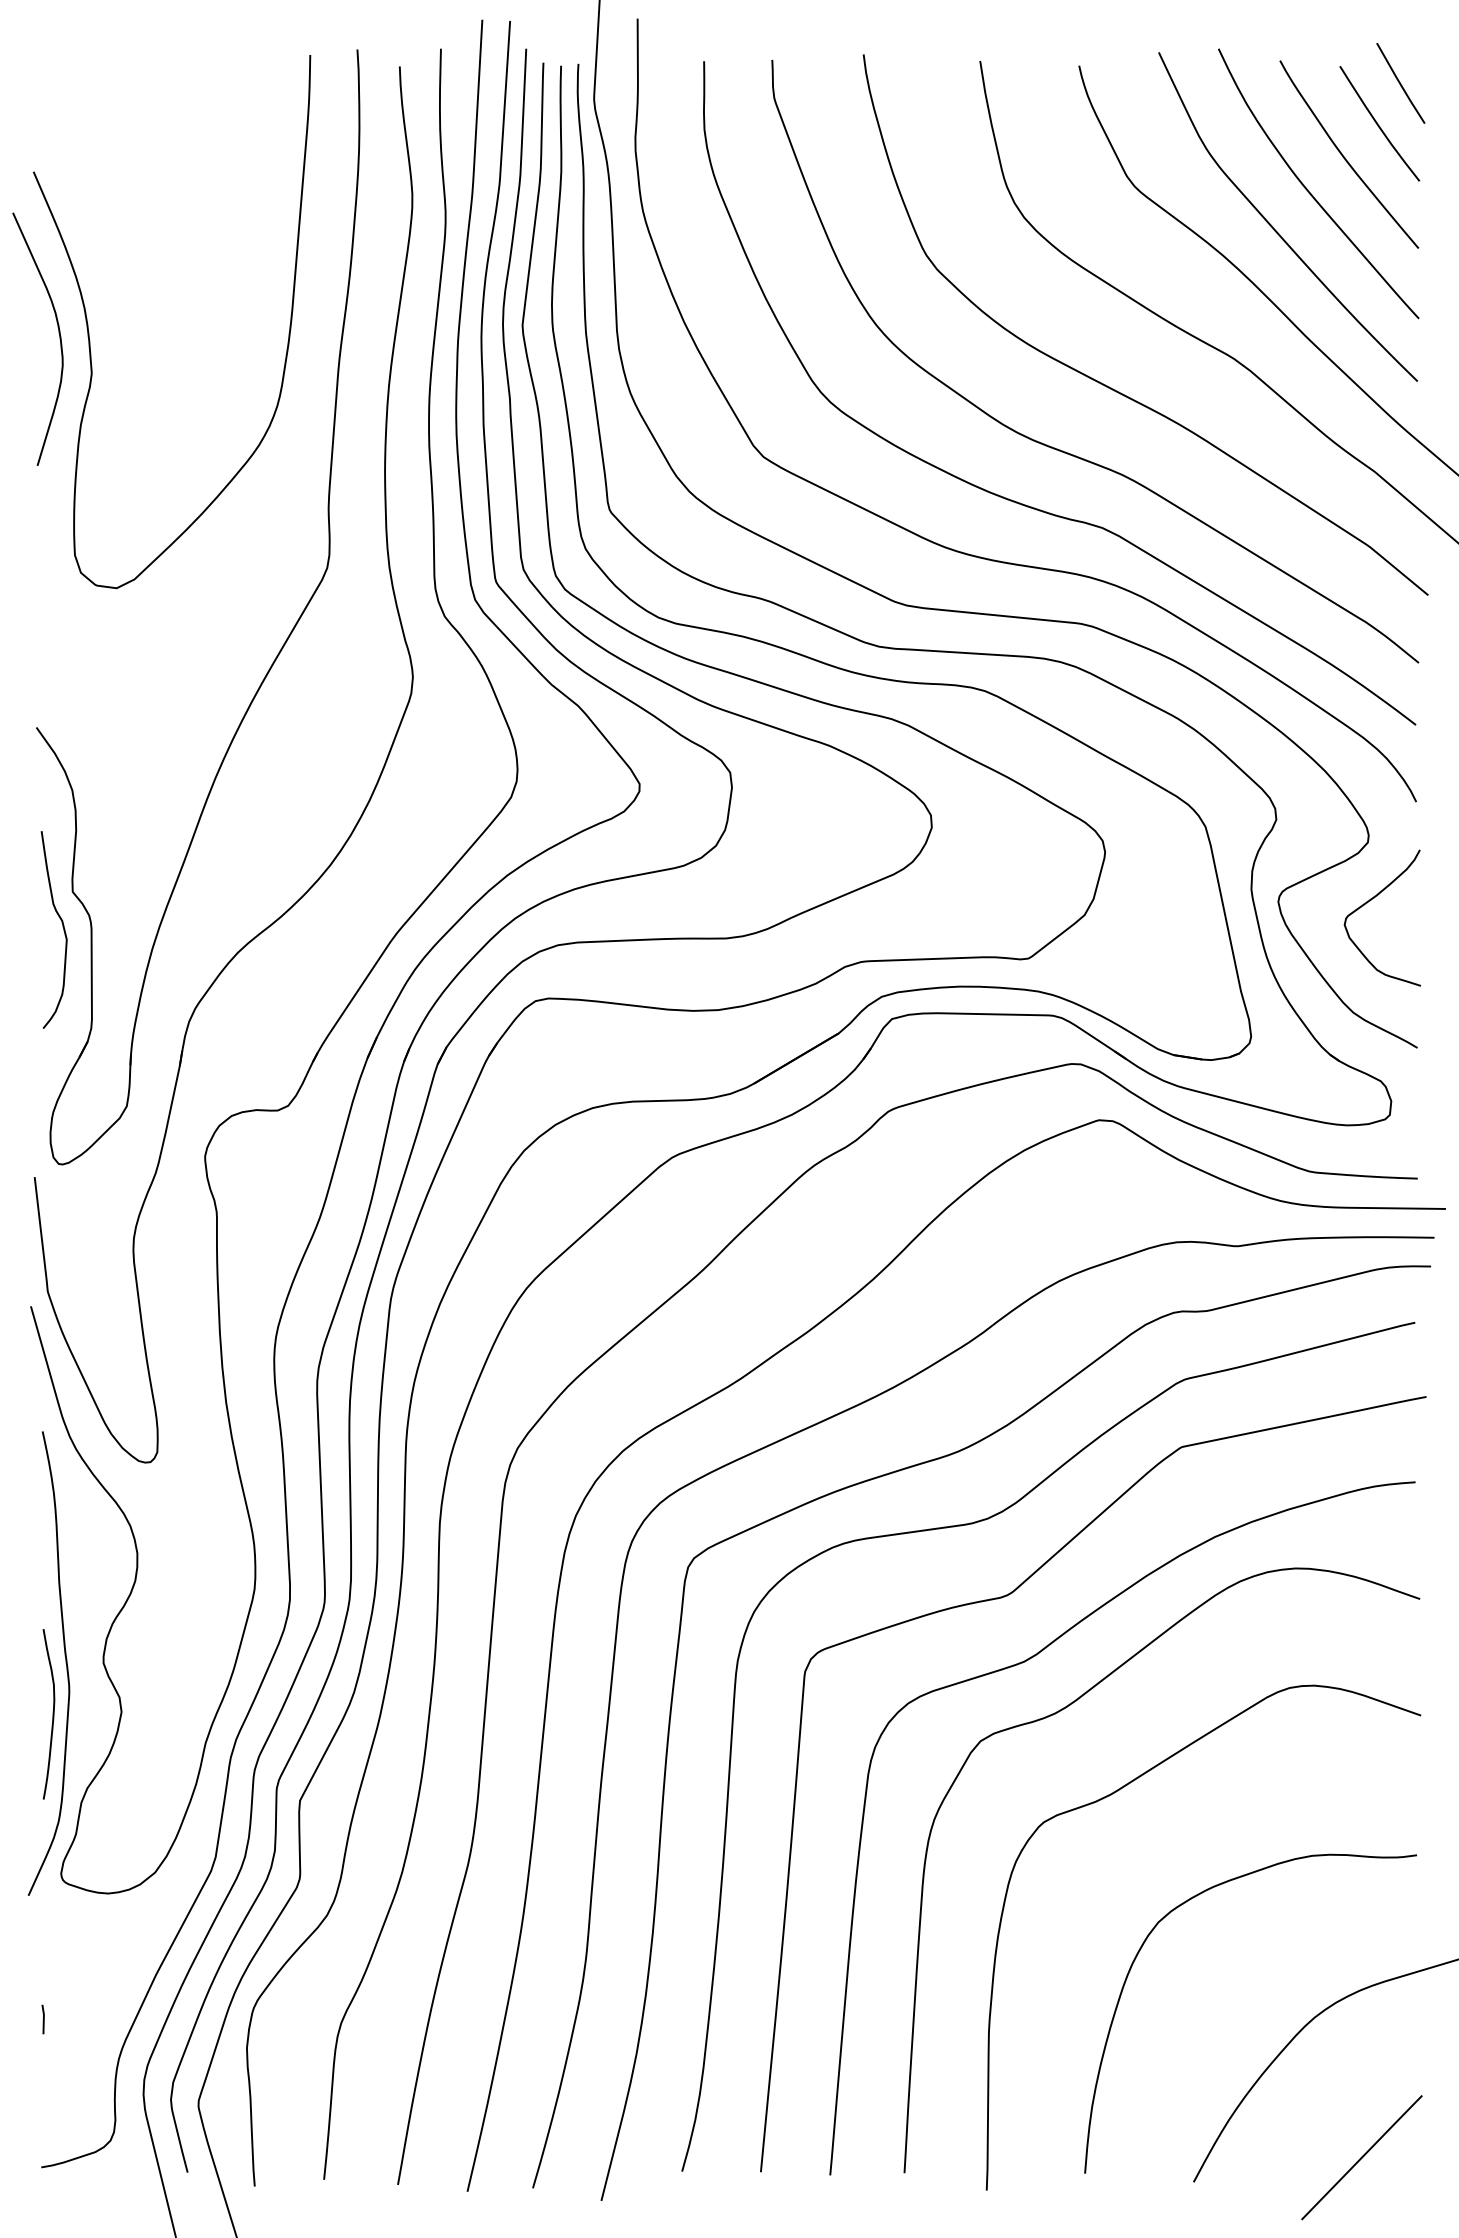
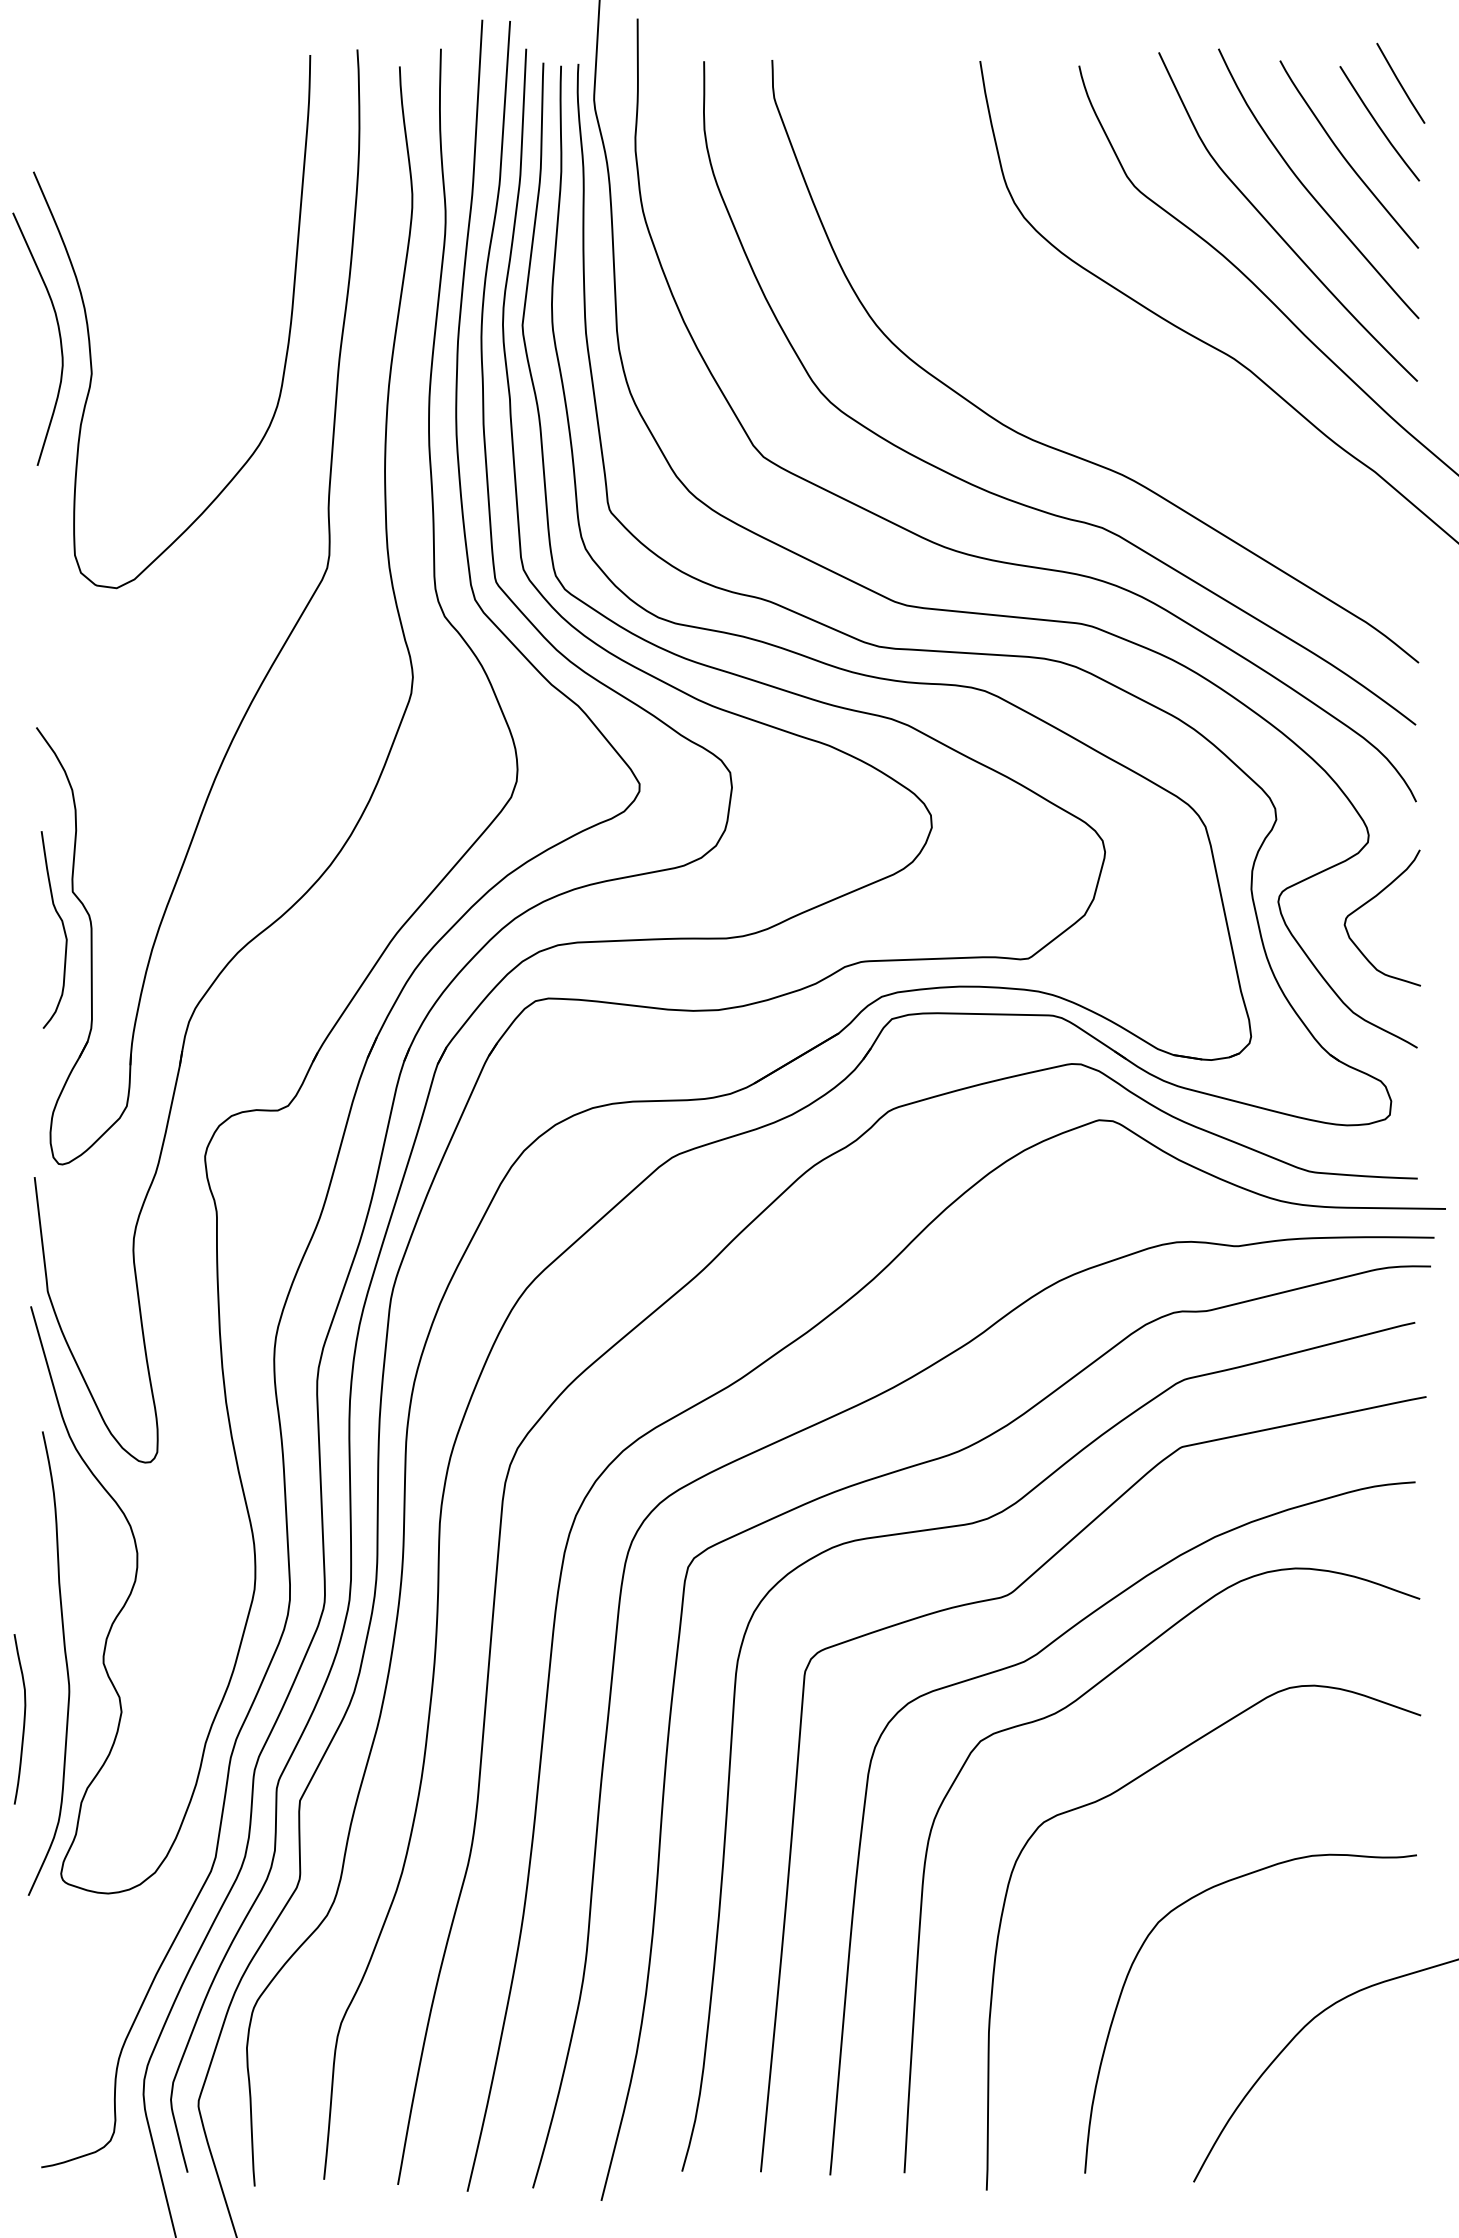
curve: present -> none (1113, 388)
curve position: (52, 1714) -> (23, 1719) (23, 1719)
line: present -> none (42, 2019)
line: present -> none (1361, 2157)
